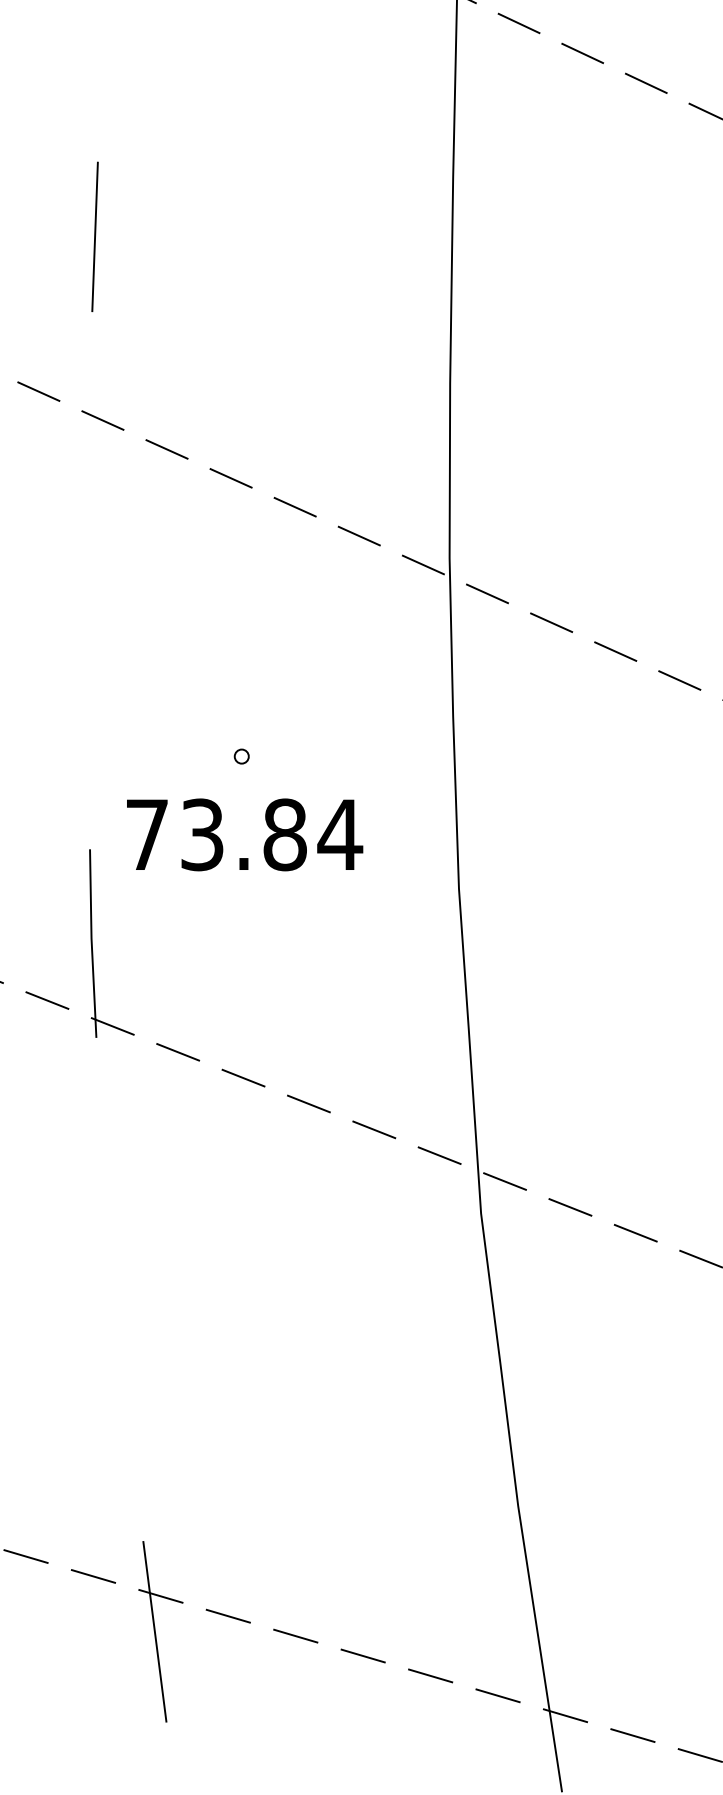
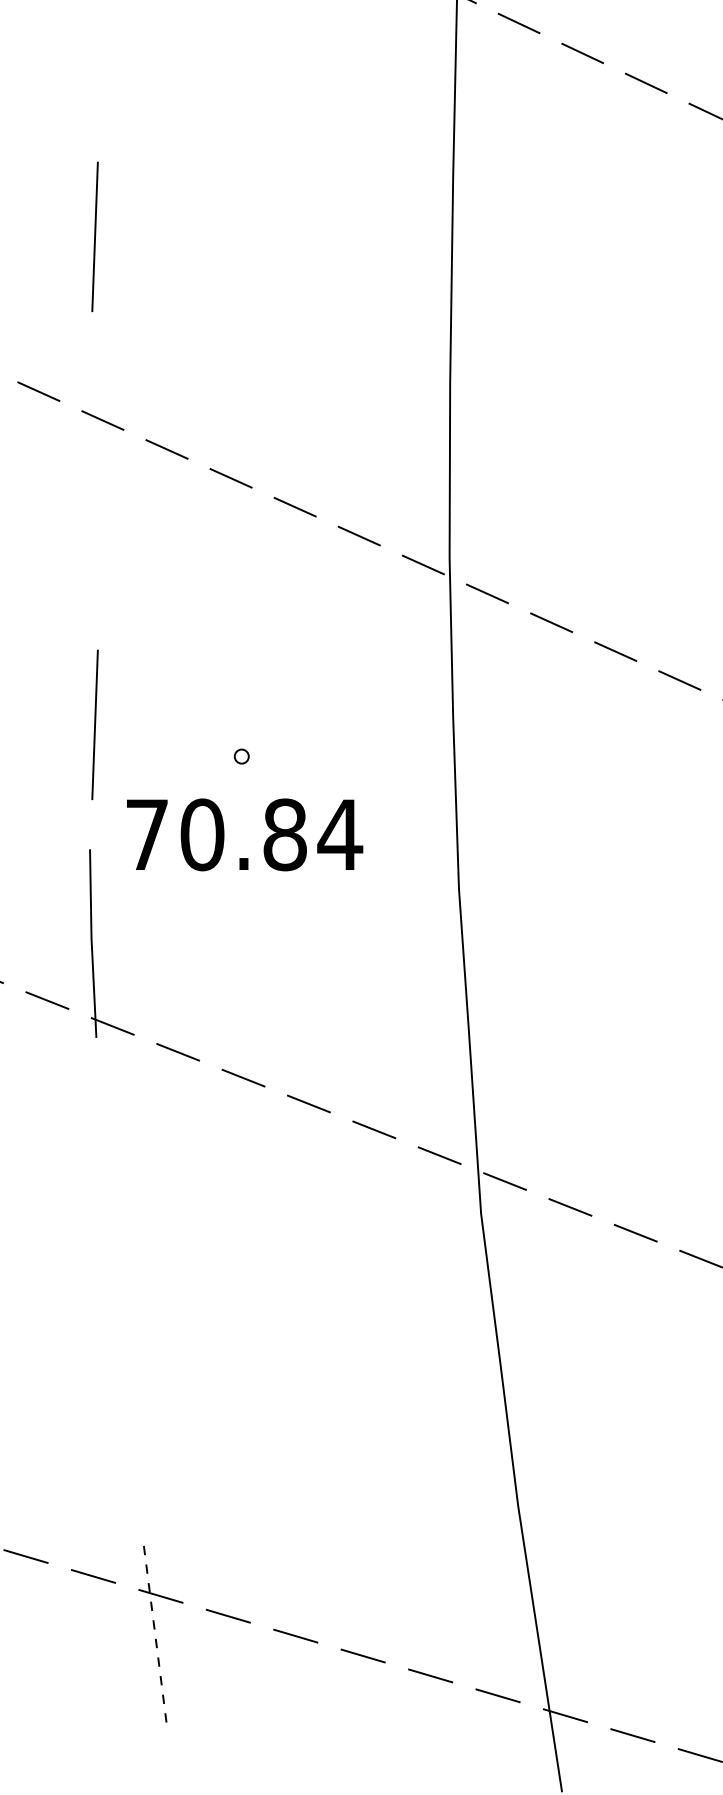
line: none -> present (94, 724)
text: 73.84 -> 70.84 (202, 834)
line: solid -> dashed (154, 1631)
